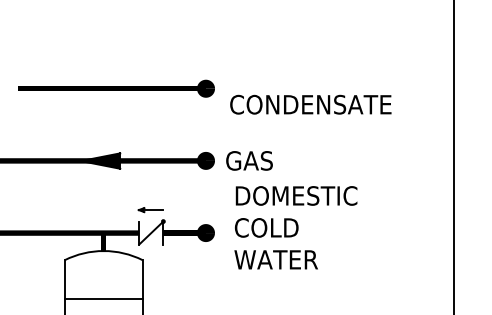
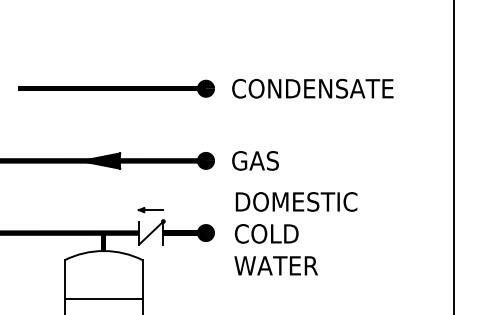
text position: (310, 104) -> (312, 88) (312, 88)
text position: (249, 160) -> (255, 160) (255, 160)
text position: (295, 227) -> (295, 233) (295, 233)
